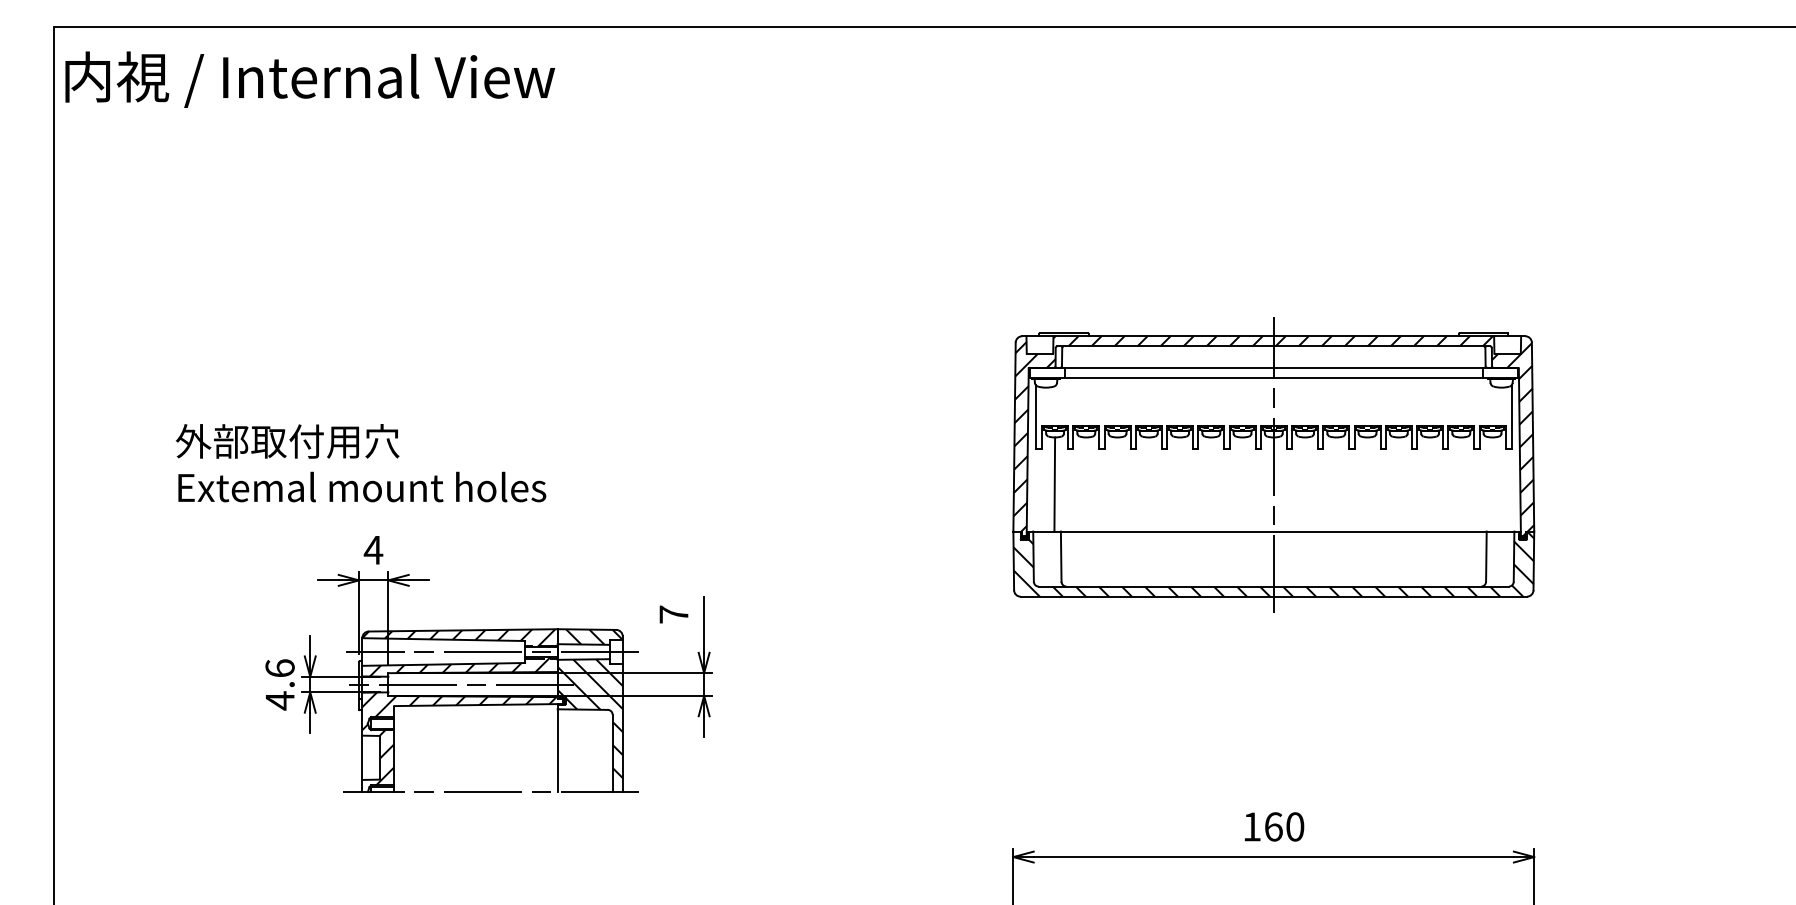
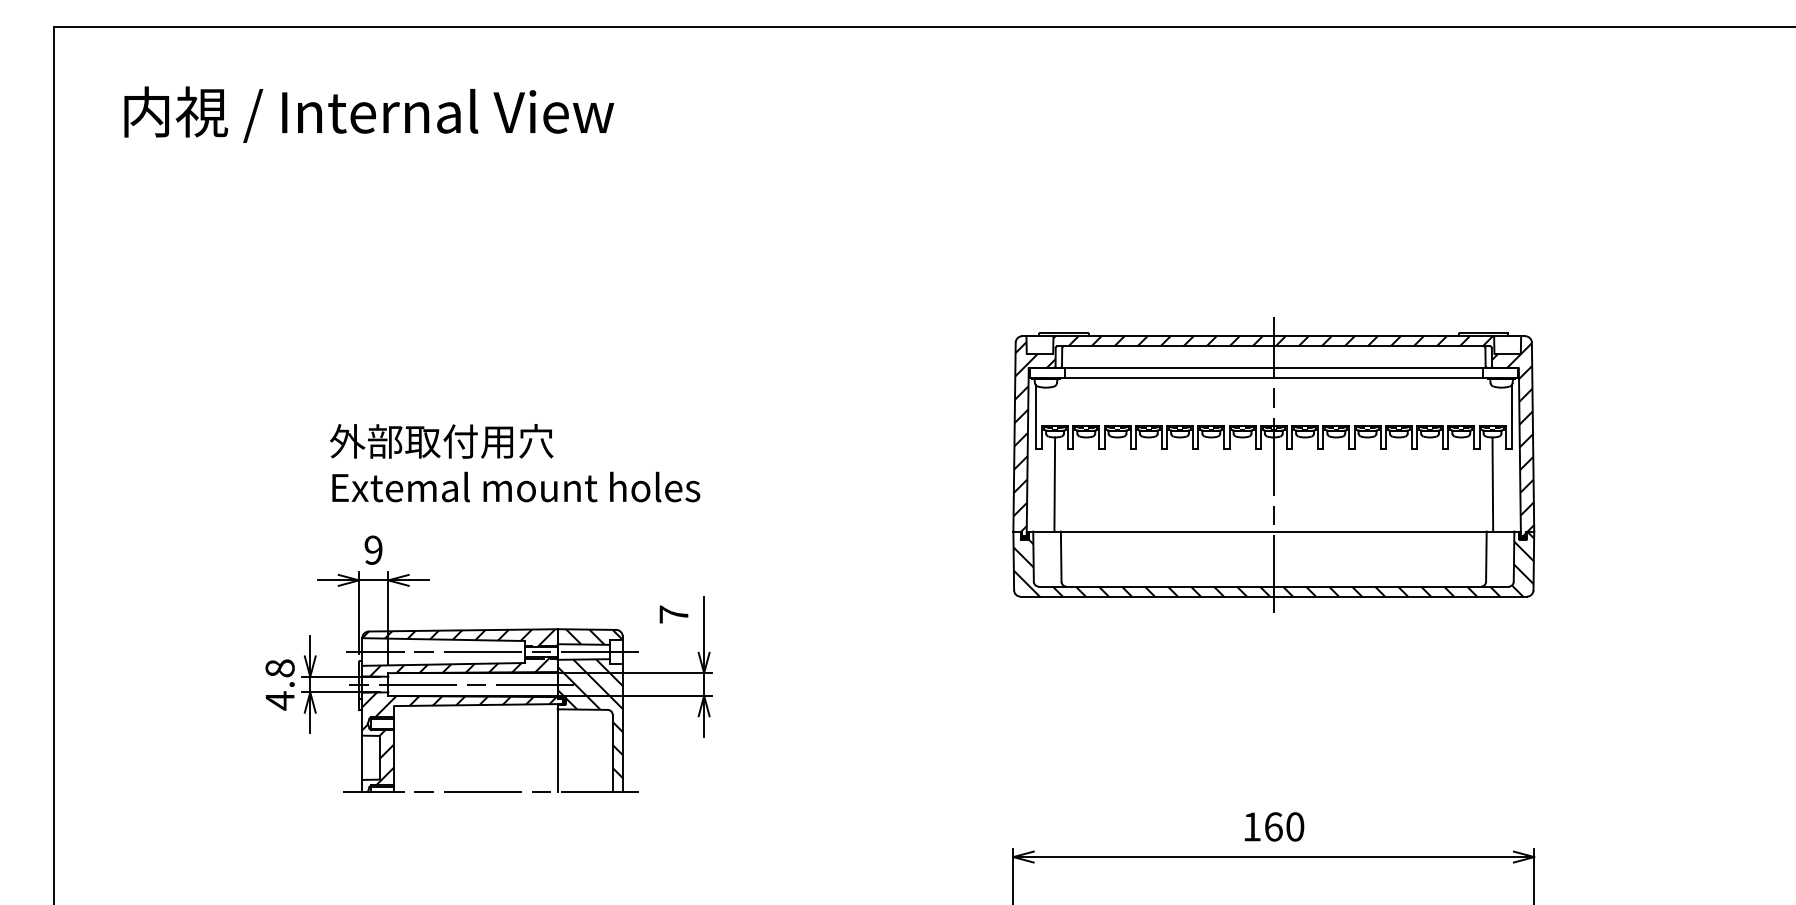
text position: (310, 79) -> (369, 114) (369, 114)
text position: (361, 463) -> (515, 463) (515, 463)
line: none -> present (1492, 484)
text: 4 -> 9 (373, 549)
text: 4.6 -> 4.8 (279, 668)
